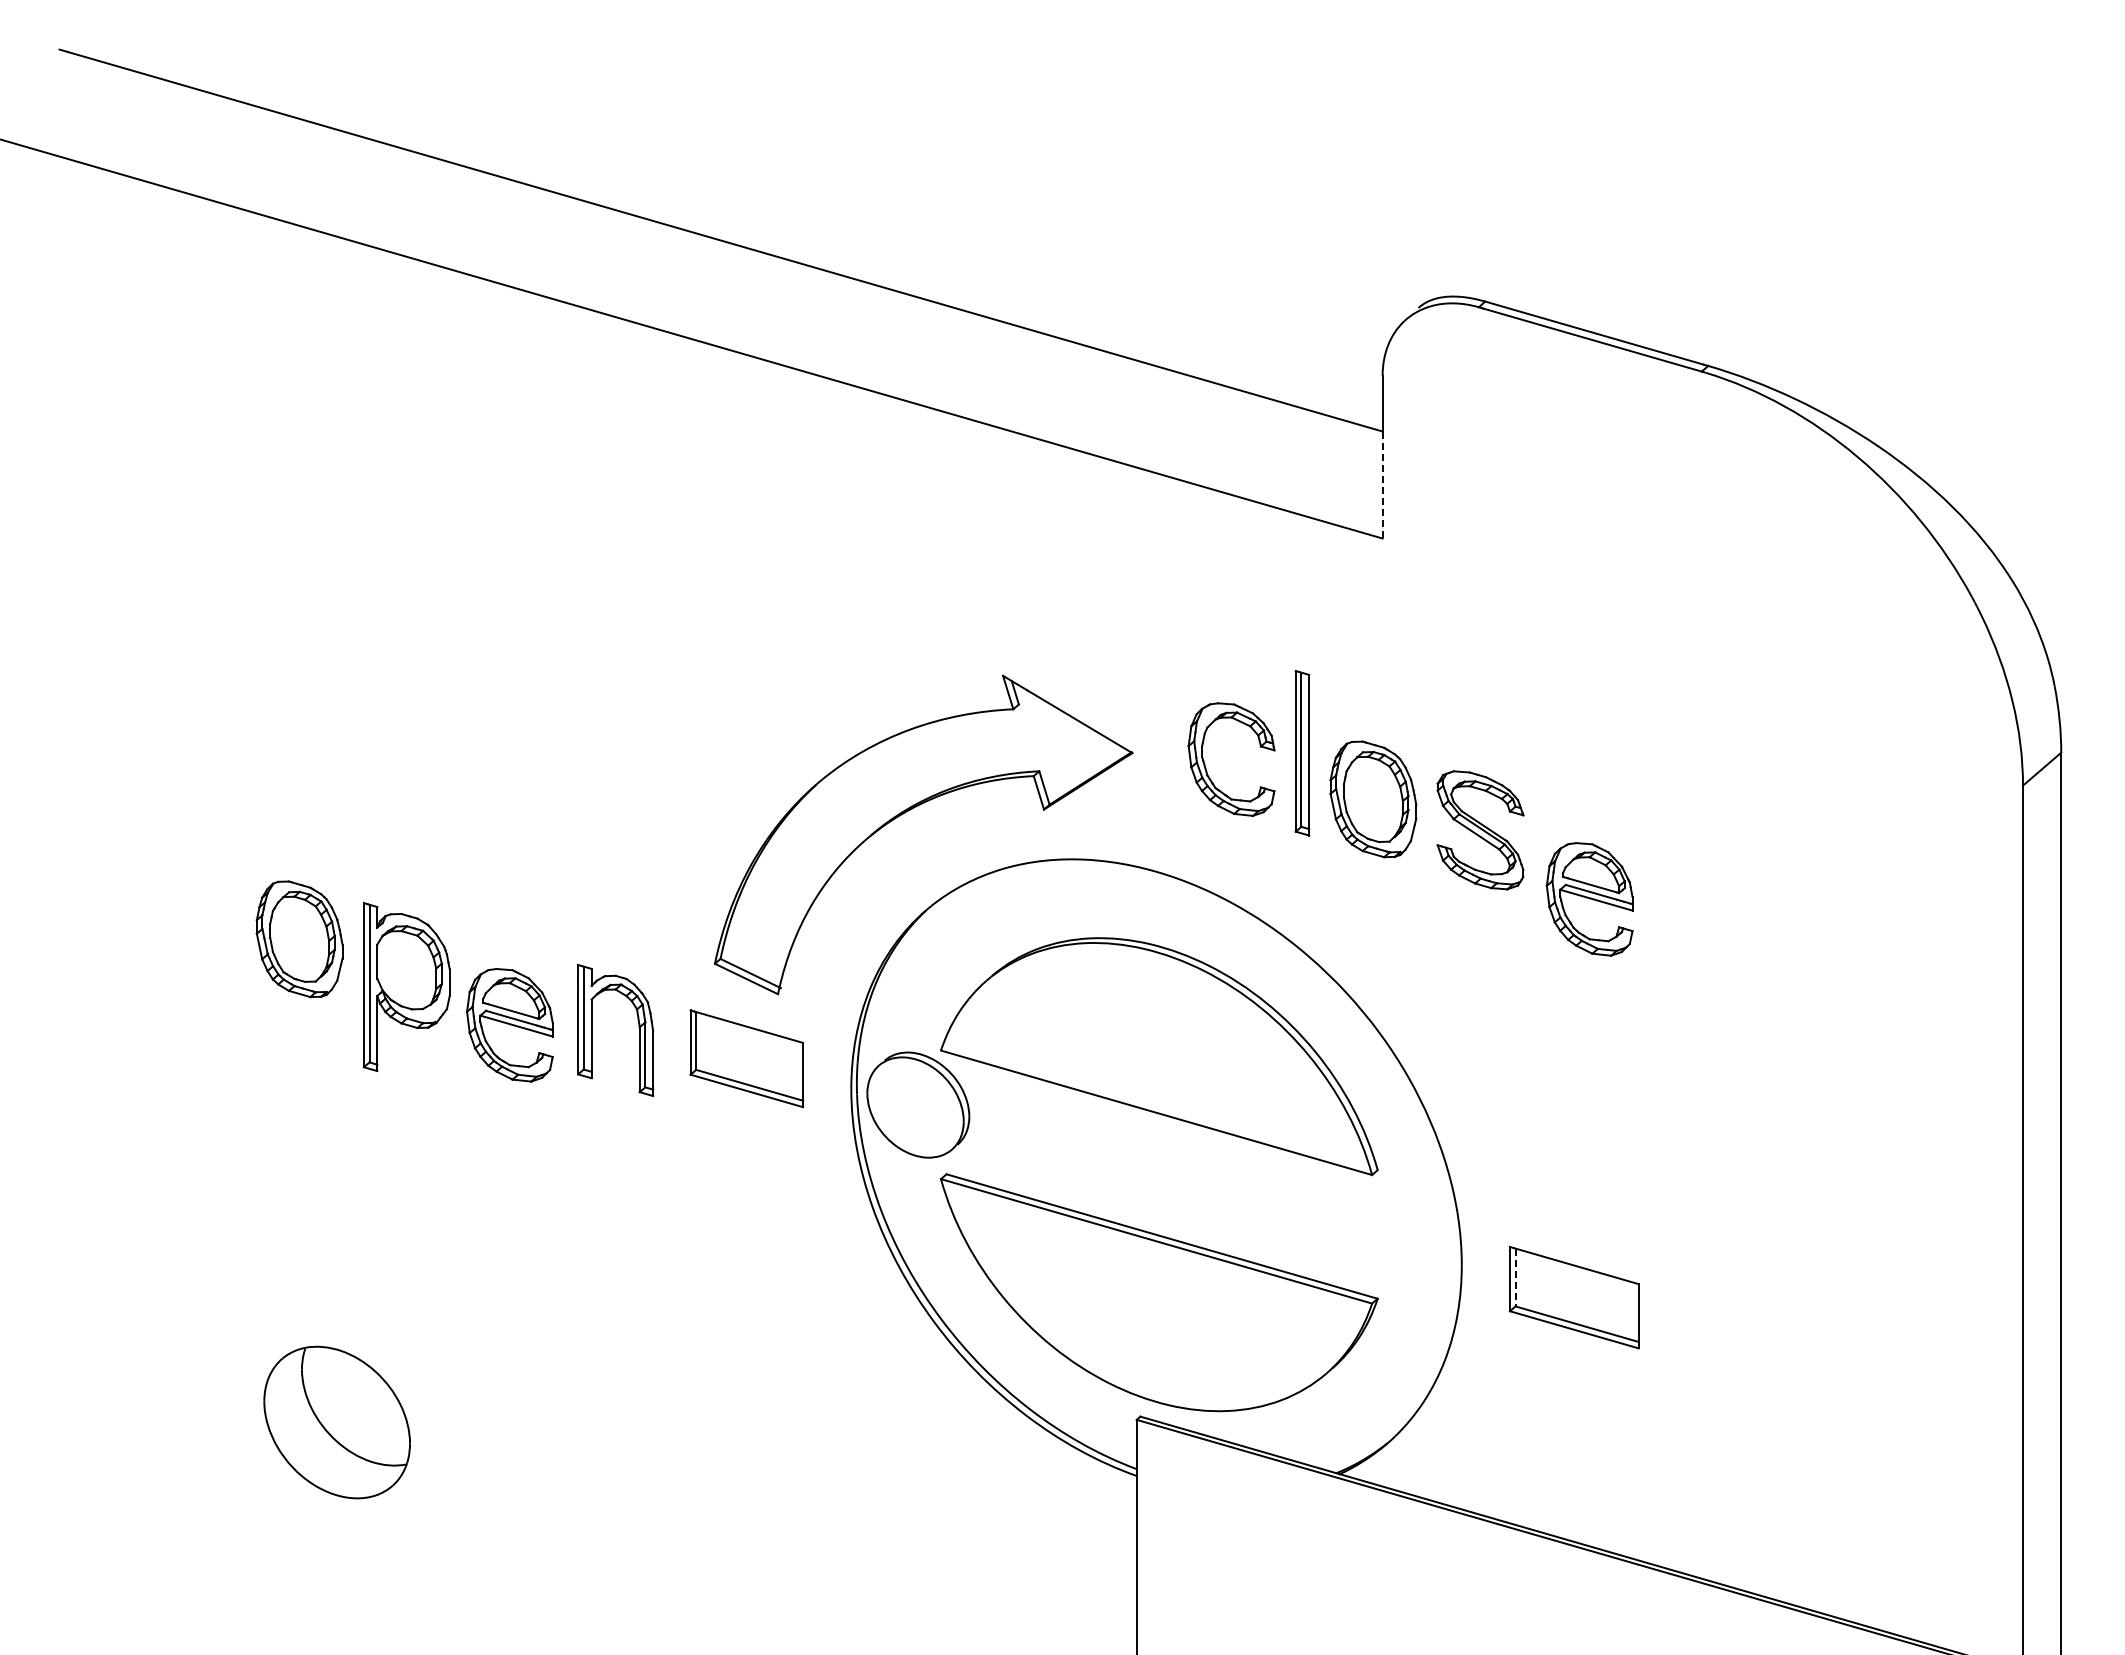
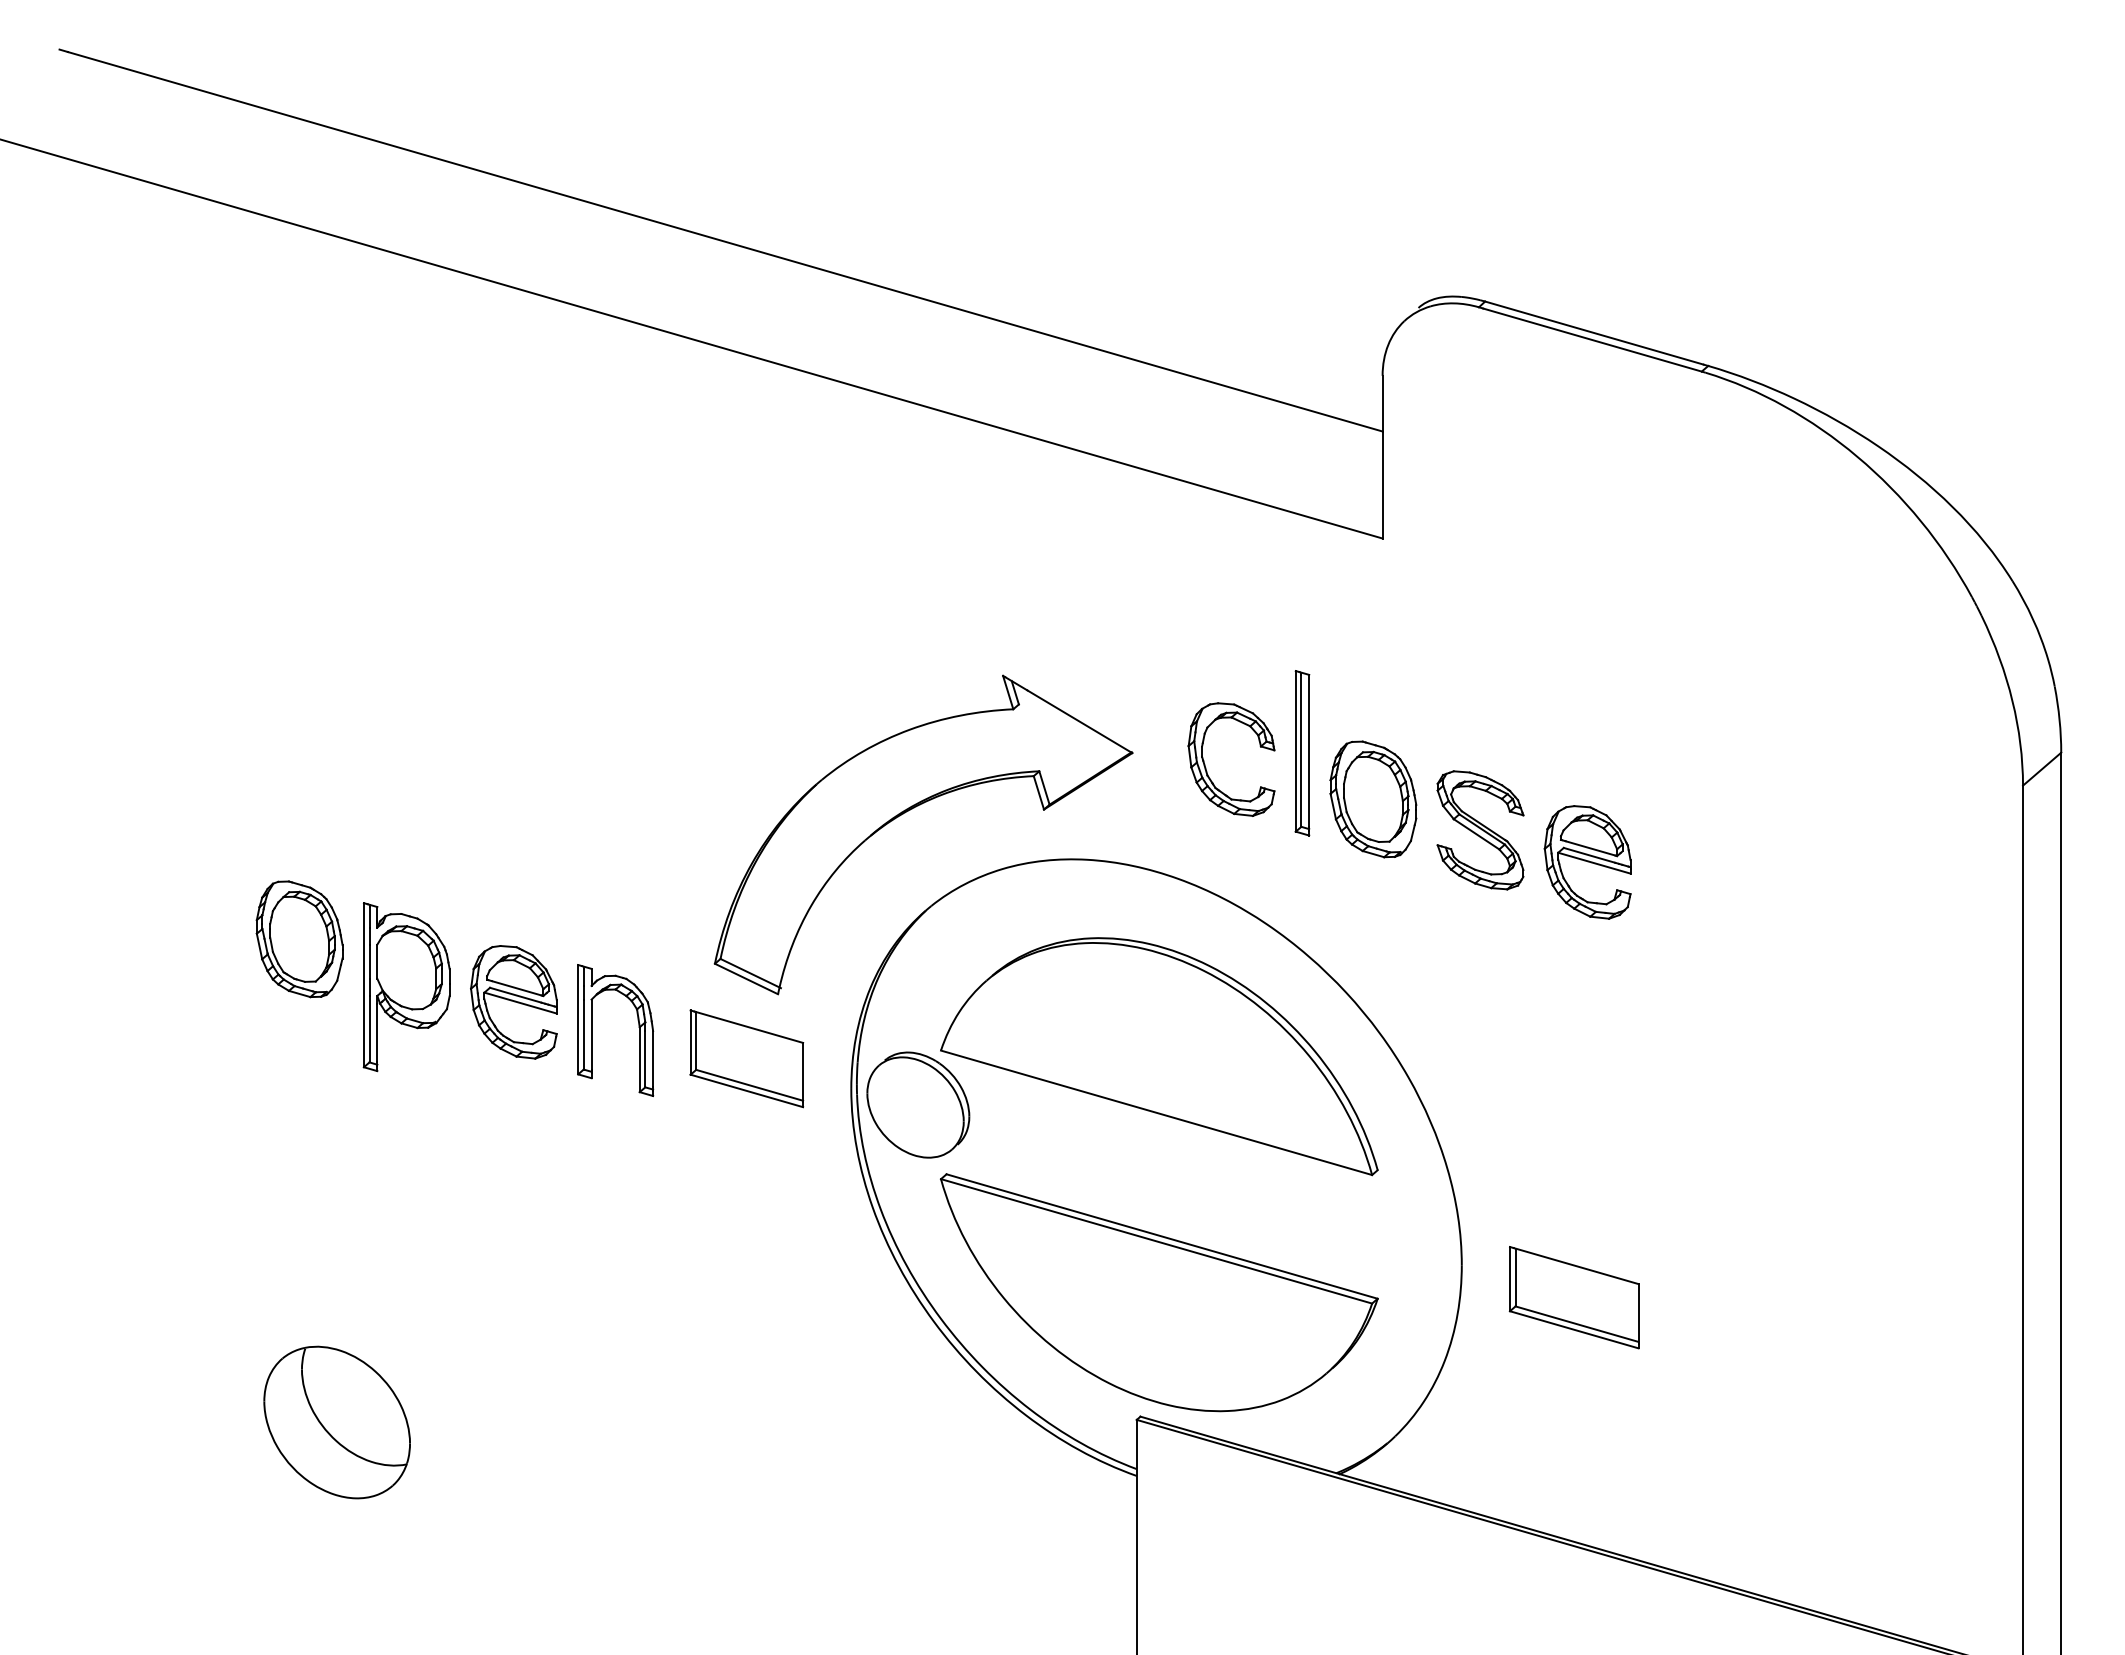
line: dashed -> solid (1382, 485)
part position: (1589, 899) -> (1587, 862) (1587, 862)
part position: (509, 1025) -> (513, 1002) (513, 1002)
line: dashed -> solid (1515, 1277)
